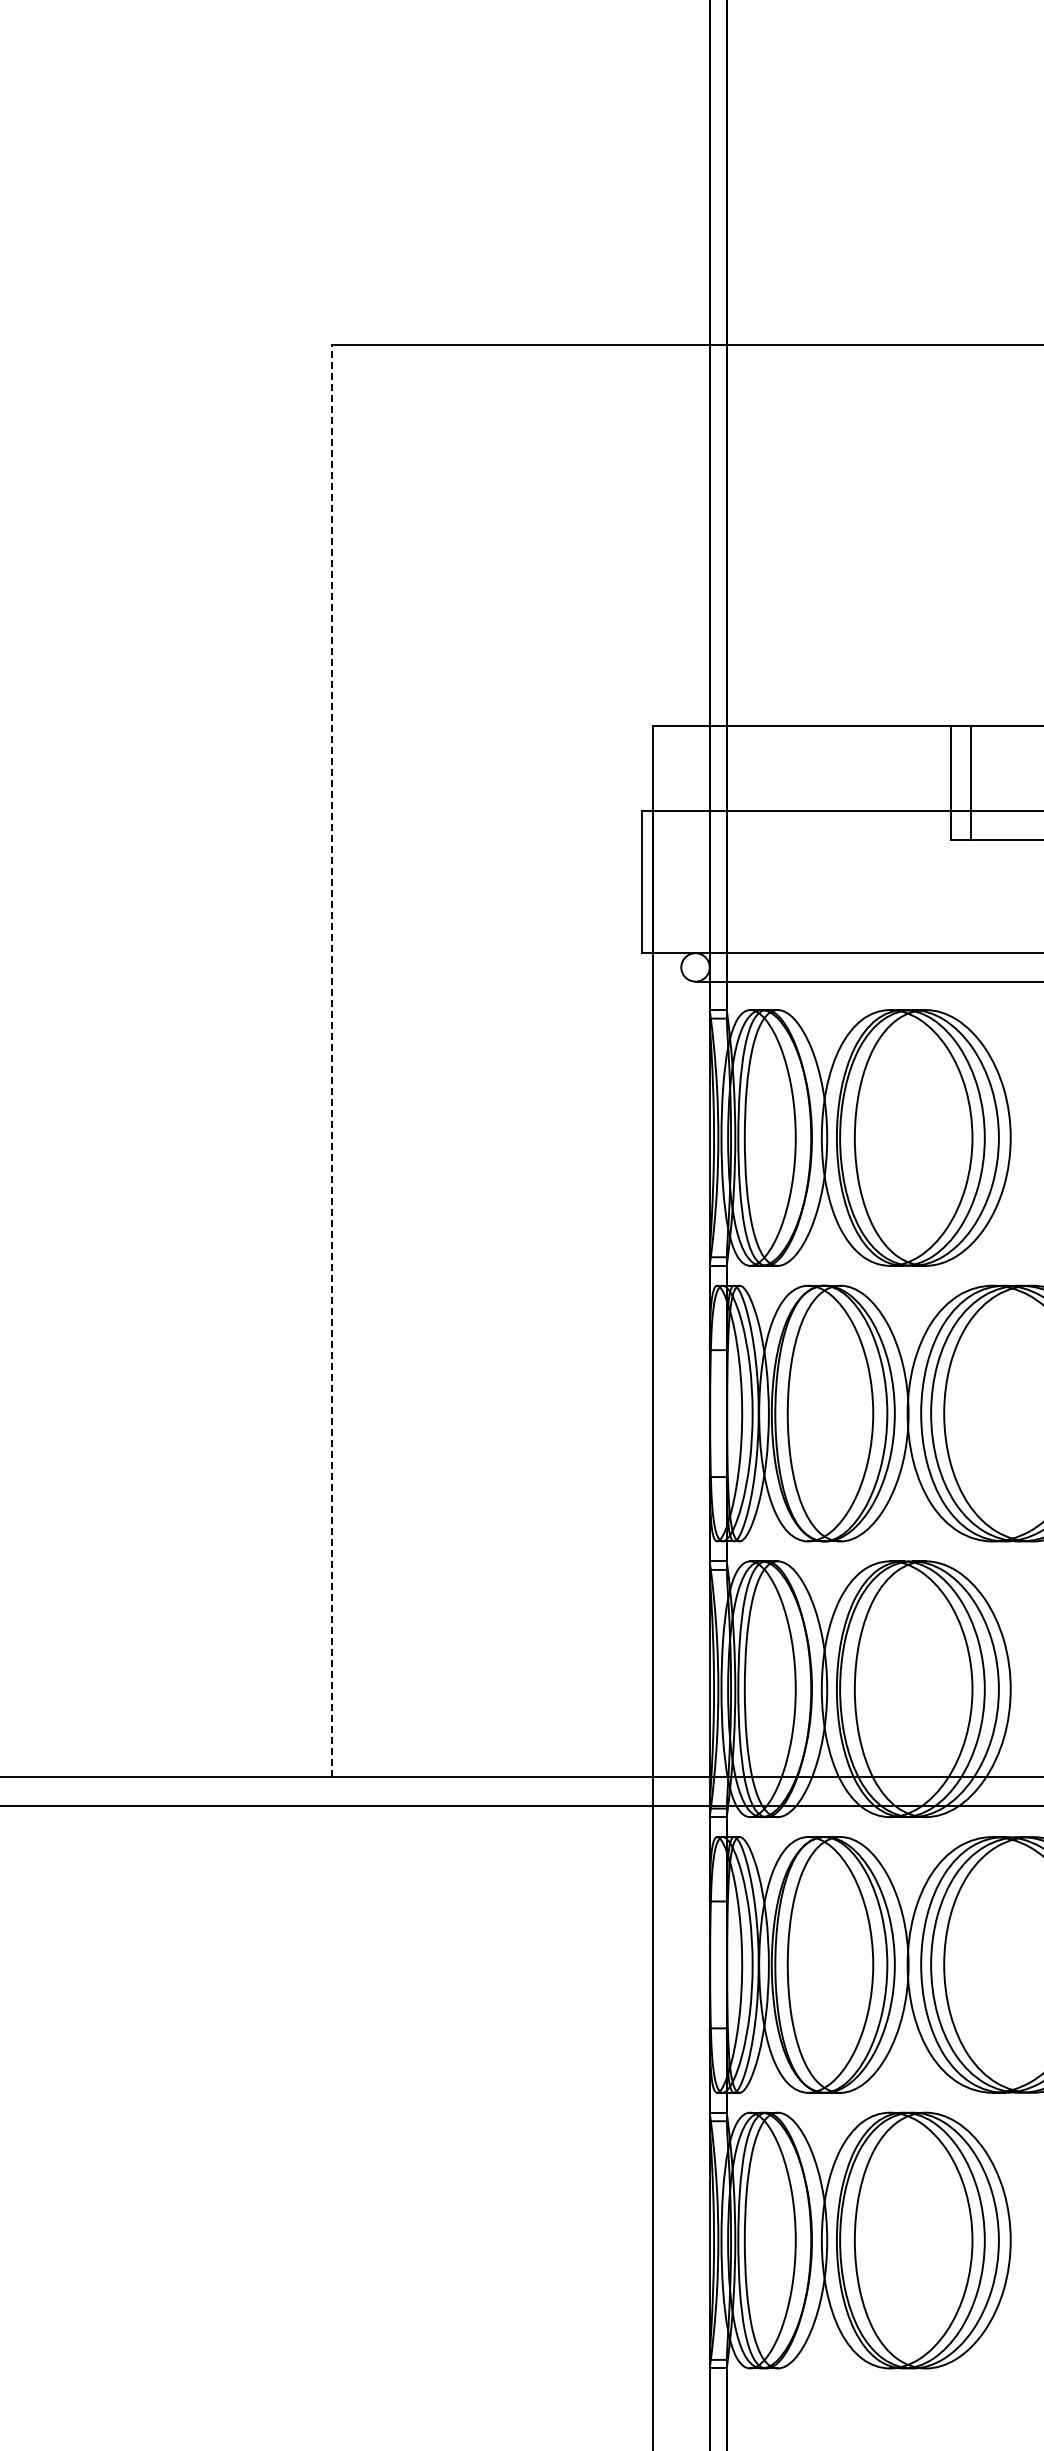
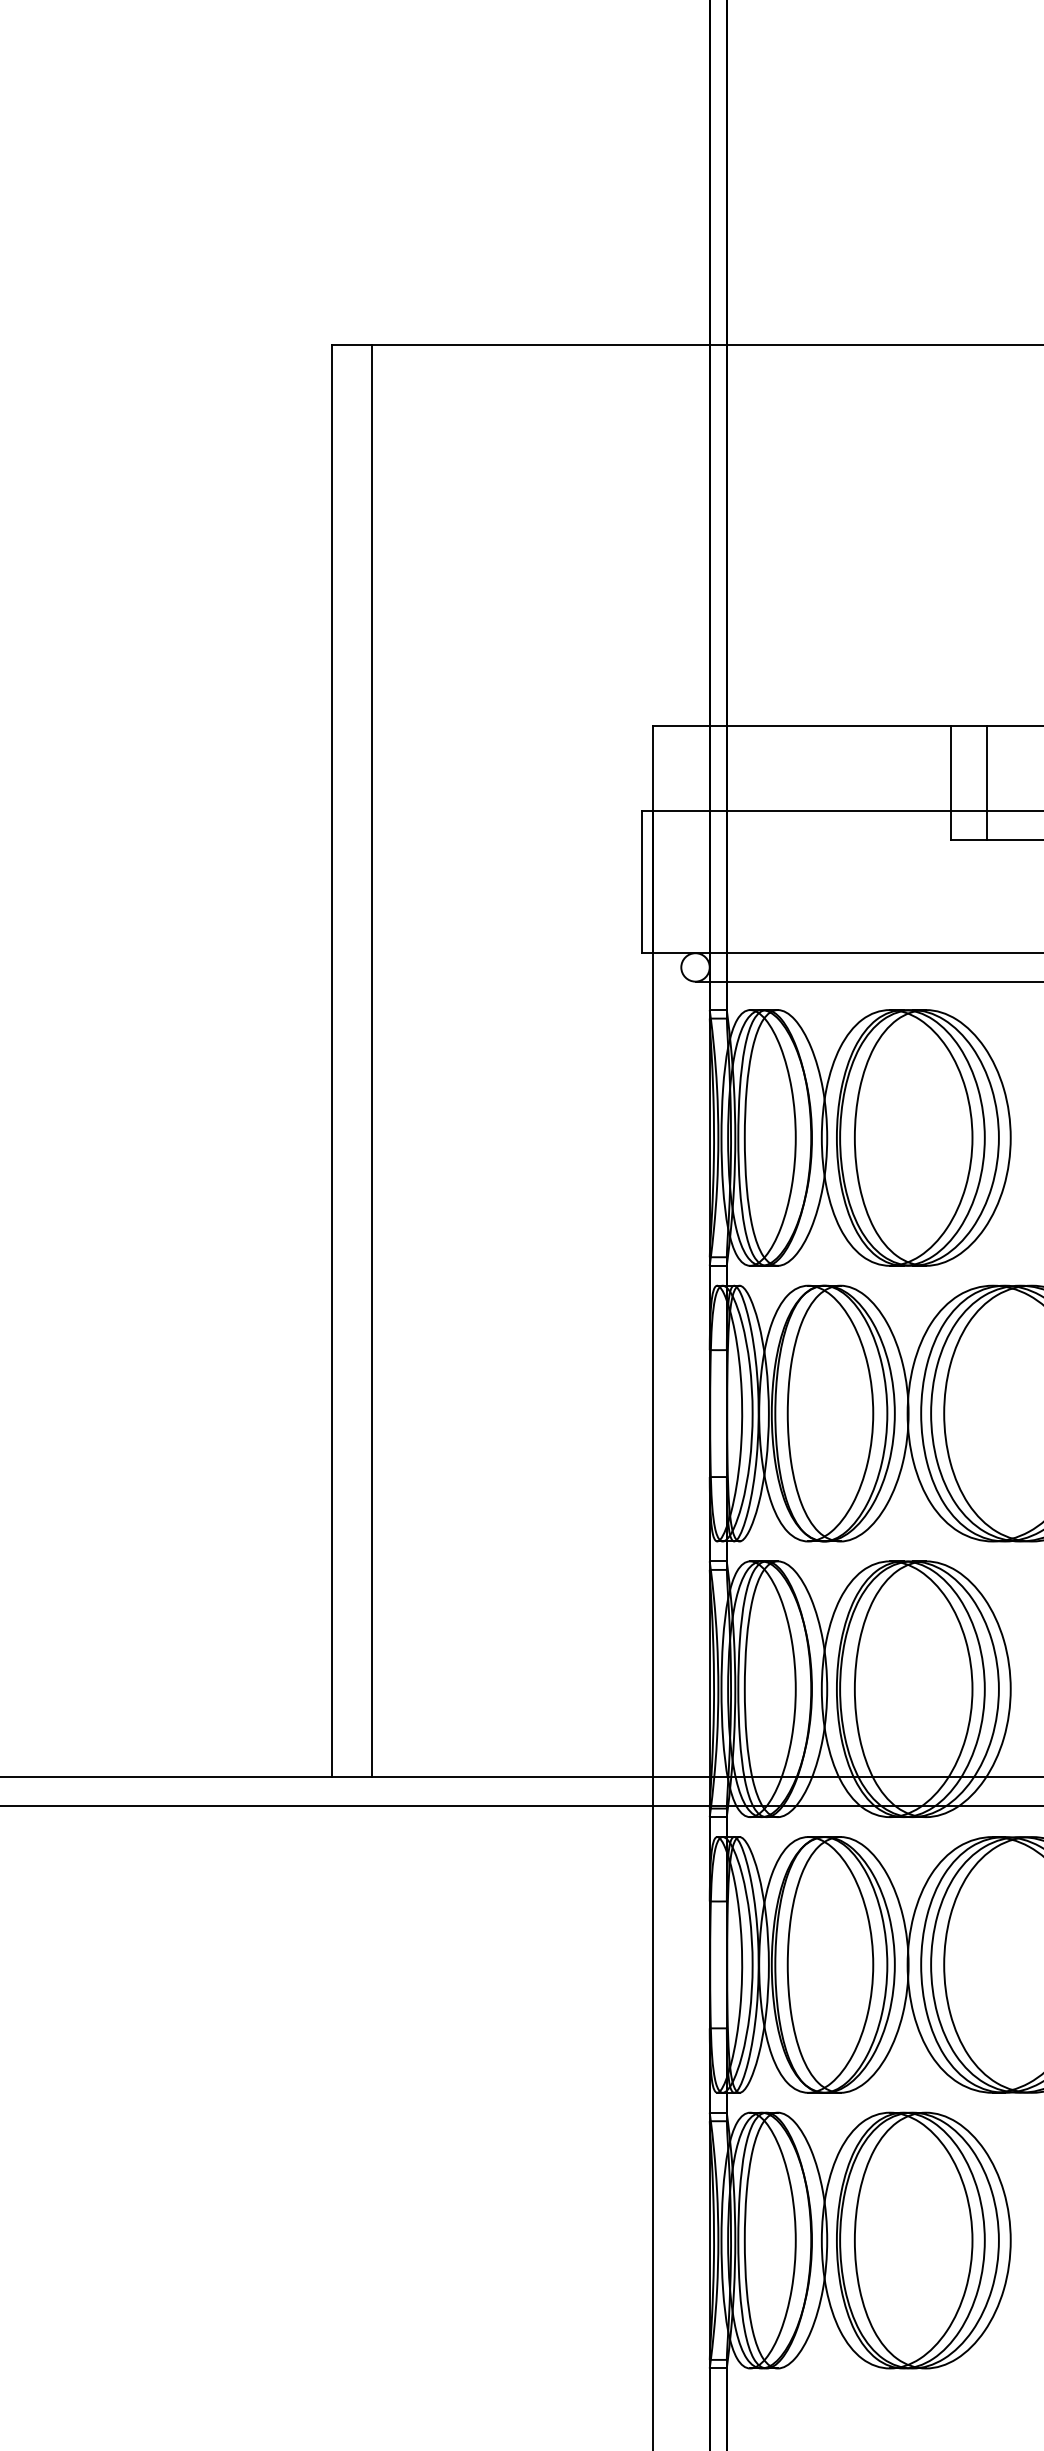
line position: (970, 782) -> (986, 782) (986, 782)
line: dashed -> solid (331, 1060)
line: none -> present (372, 1061)
